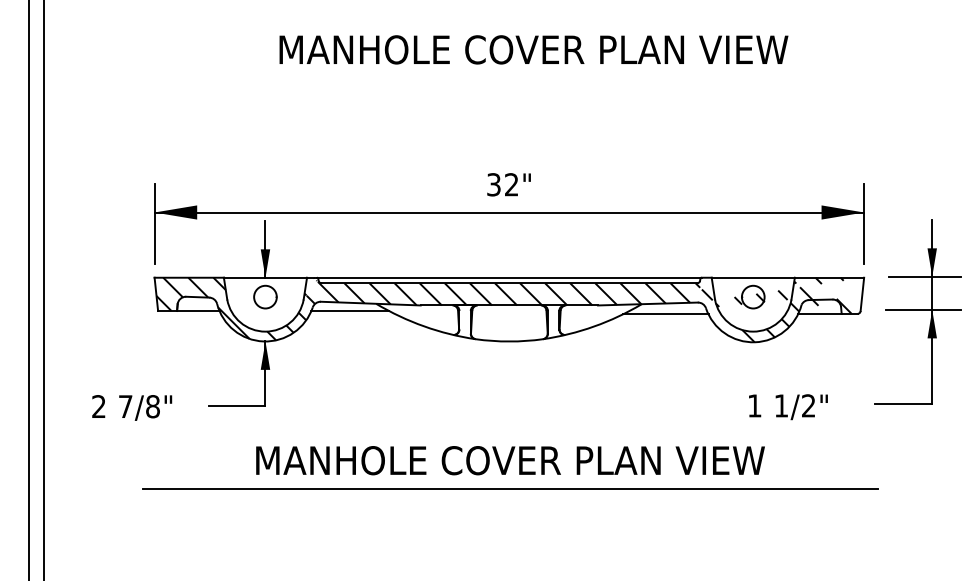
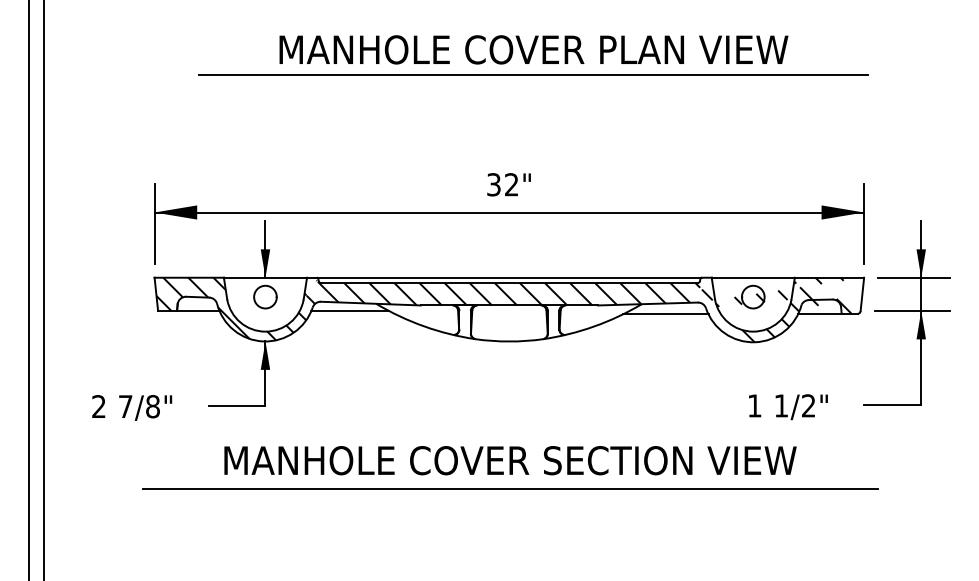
line: none -> present (533, 74)
part position: (917, 311) -> (906, 312) (906, 312)
text: MANHOLE COVER PLAN VIEW -> MANHOLE COVER SECTION VIEW (510, 460)
